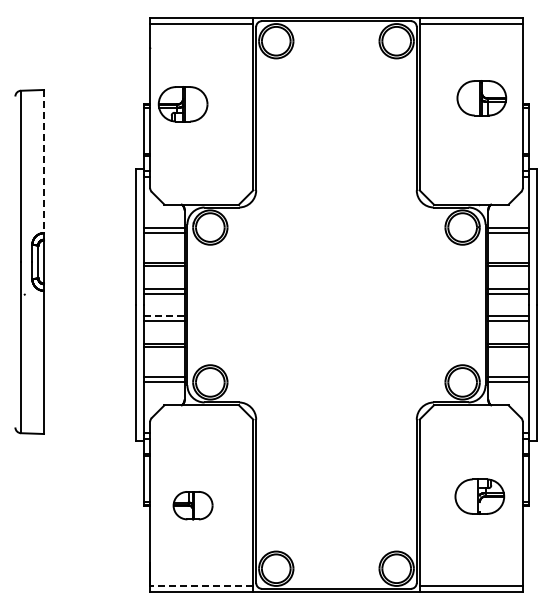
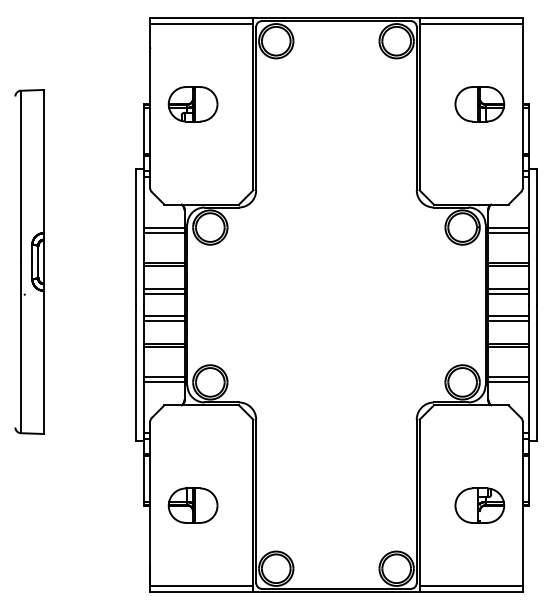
part position: (481, 98) -> (479, 104) (479, 104)
part position: (182, 104) -> (192, 104) (192, 104)
line: dashed -> solid (44, 161)
line: dashed -> solid (164, 315)
part position: (479, 496) -> (479, 505) (479, 505)
part size: 42x30 px -> 52x37 px (192, 505)
line: dashed -> solid (201, 585)
